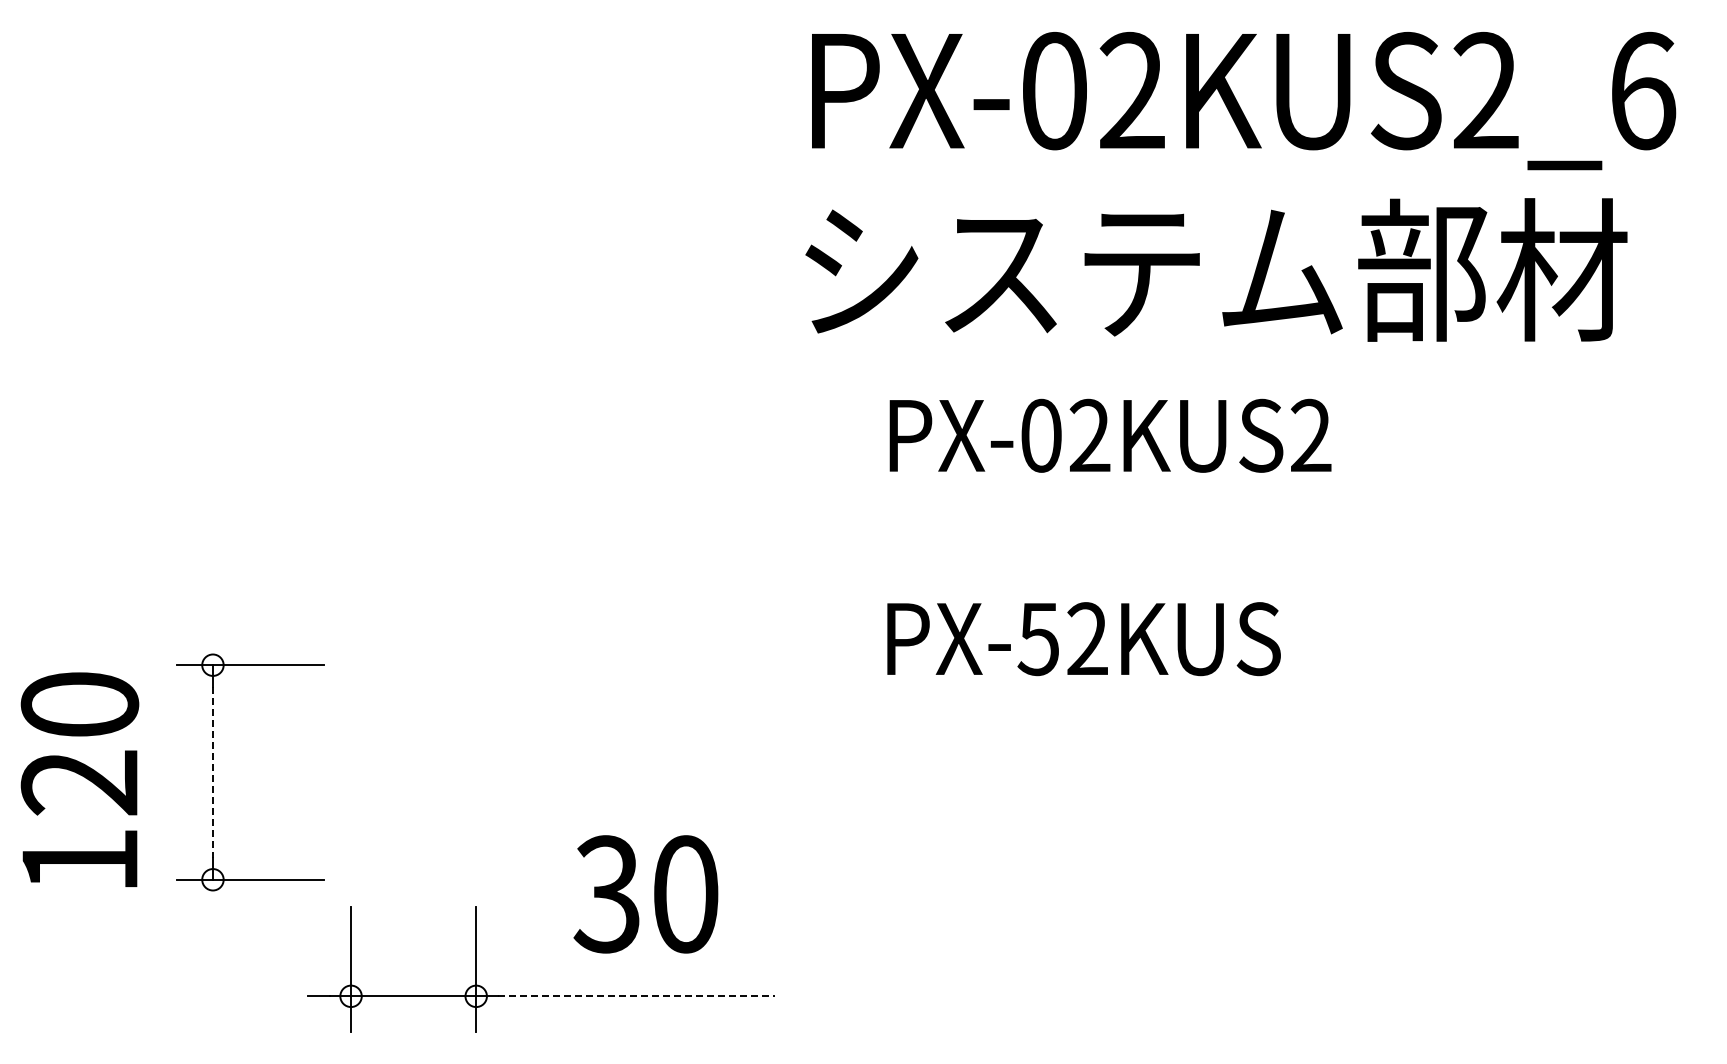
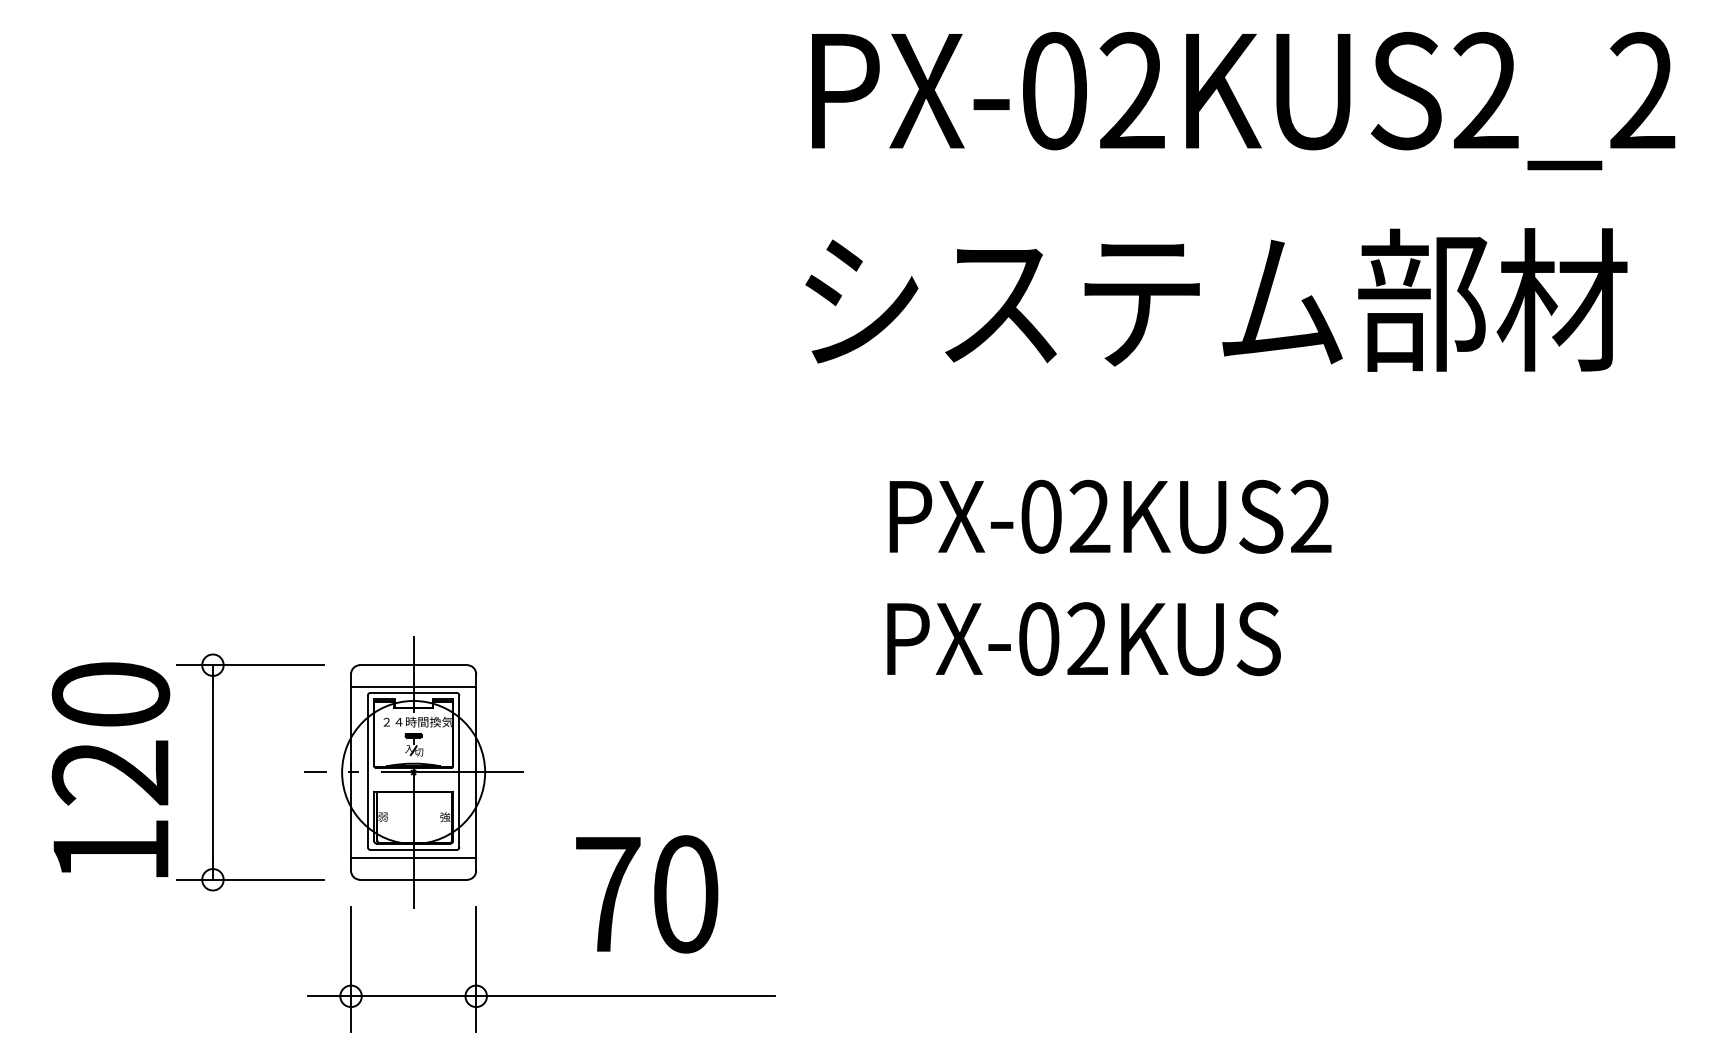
text: PX-02KUS2_6 -> PX-02KUS2_2 (1643, 90)
text position: (1216, 269) -> (1216, 299) (1216, 299)
text position: (1110, 435) -> (1110, 516) (1110, 516)
text: PX-52KUS -> PX-02KUS (1038, 639)
line: dashed -> solid (212, 772)
part: none -> present (413, 772)
text position: (79, 779) -> (110, 769) (110, 769)
text: 30 -> 70 (606, 894)
line: dashed -> solid (636, 996)
